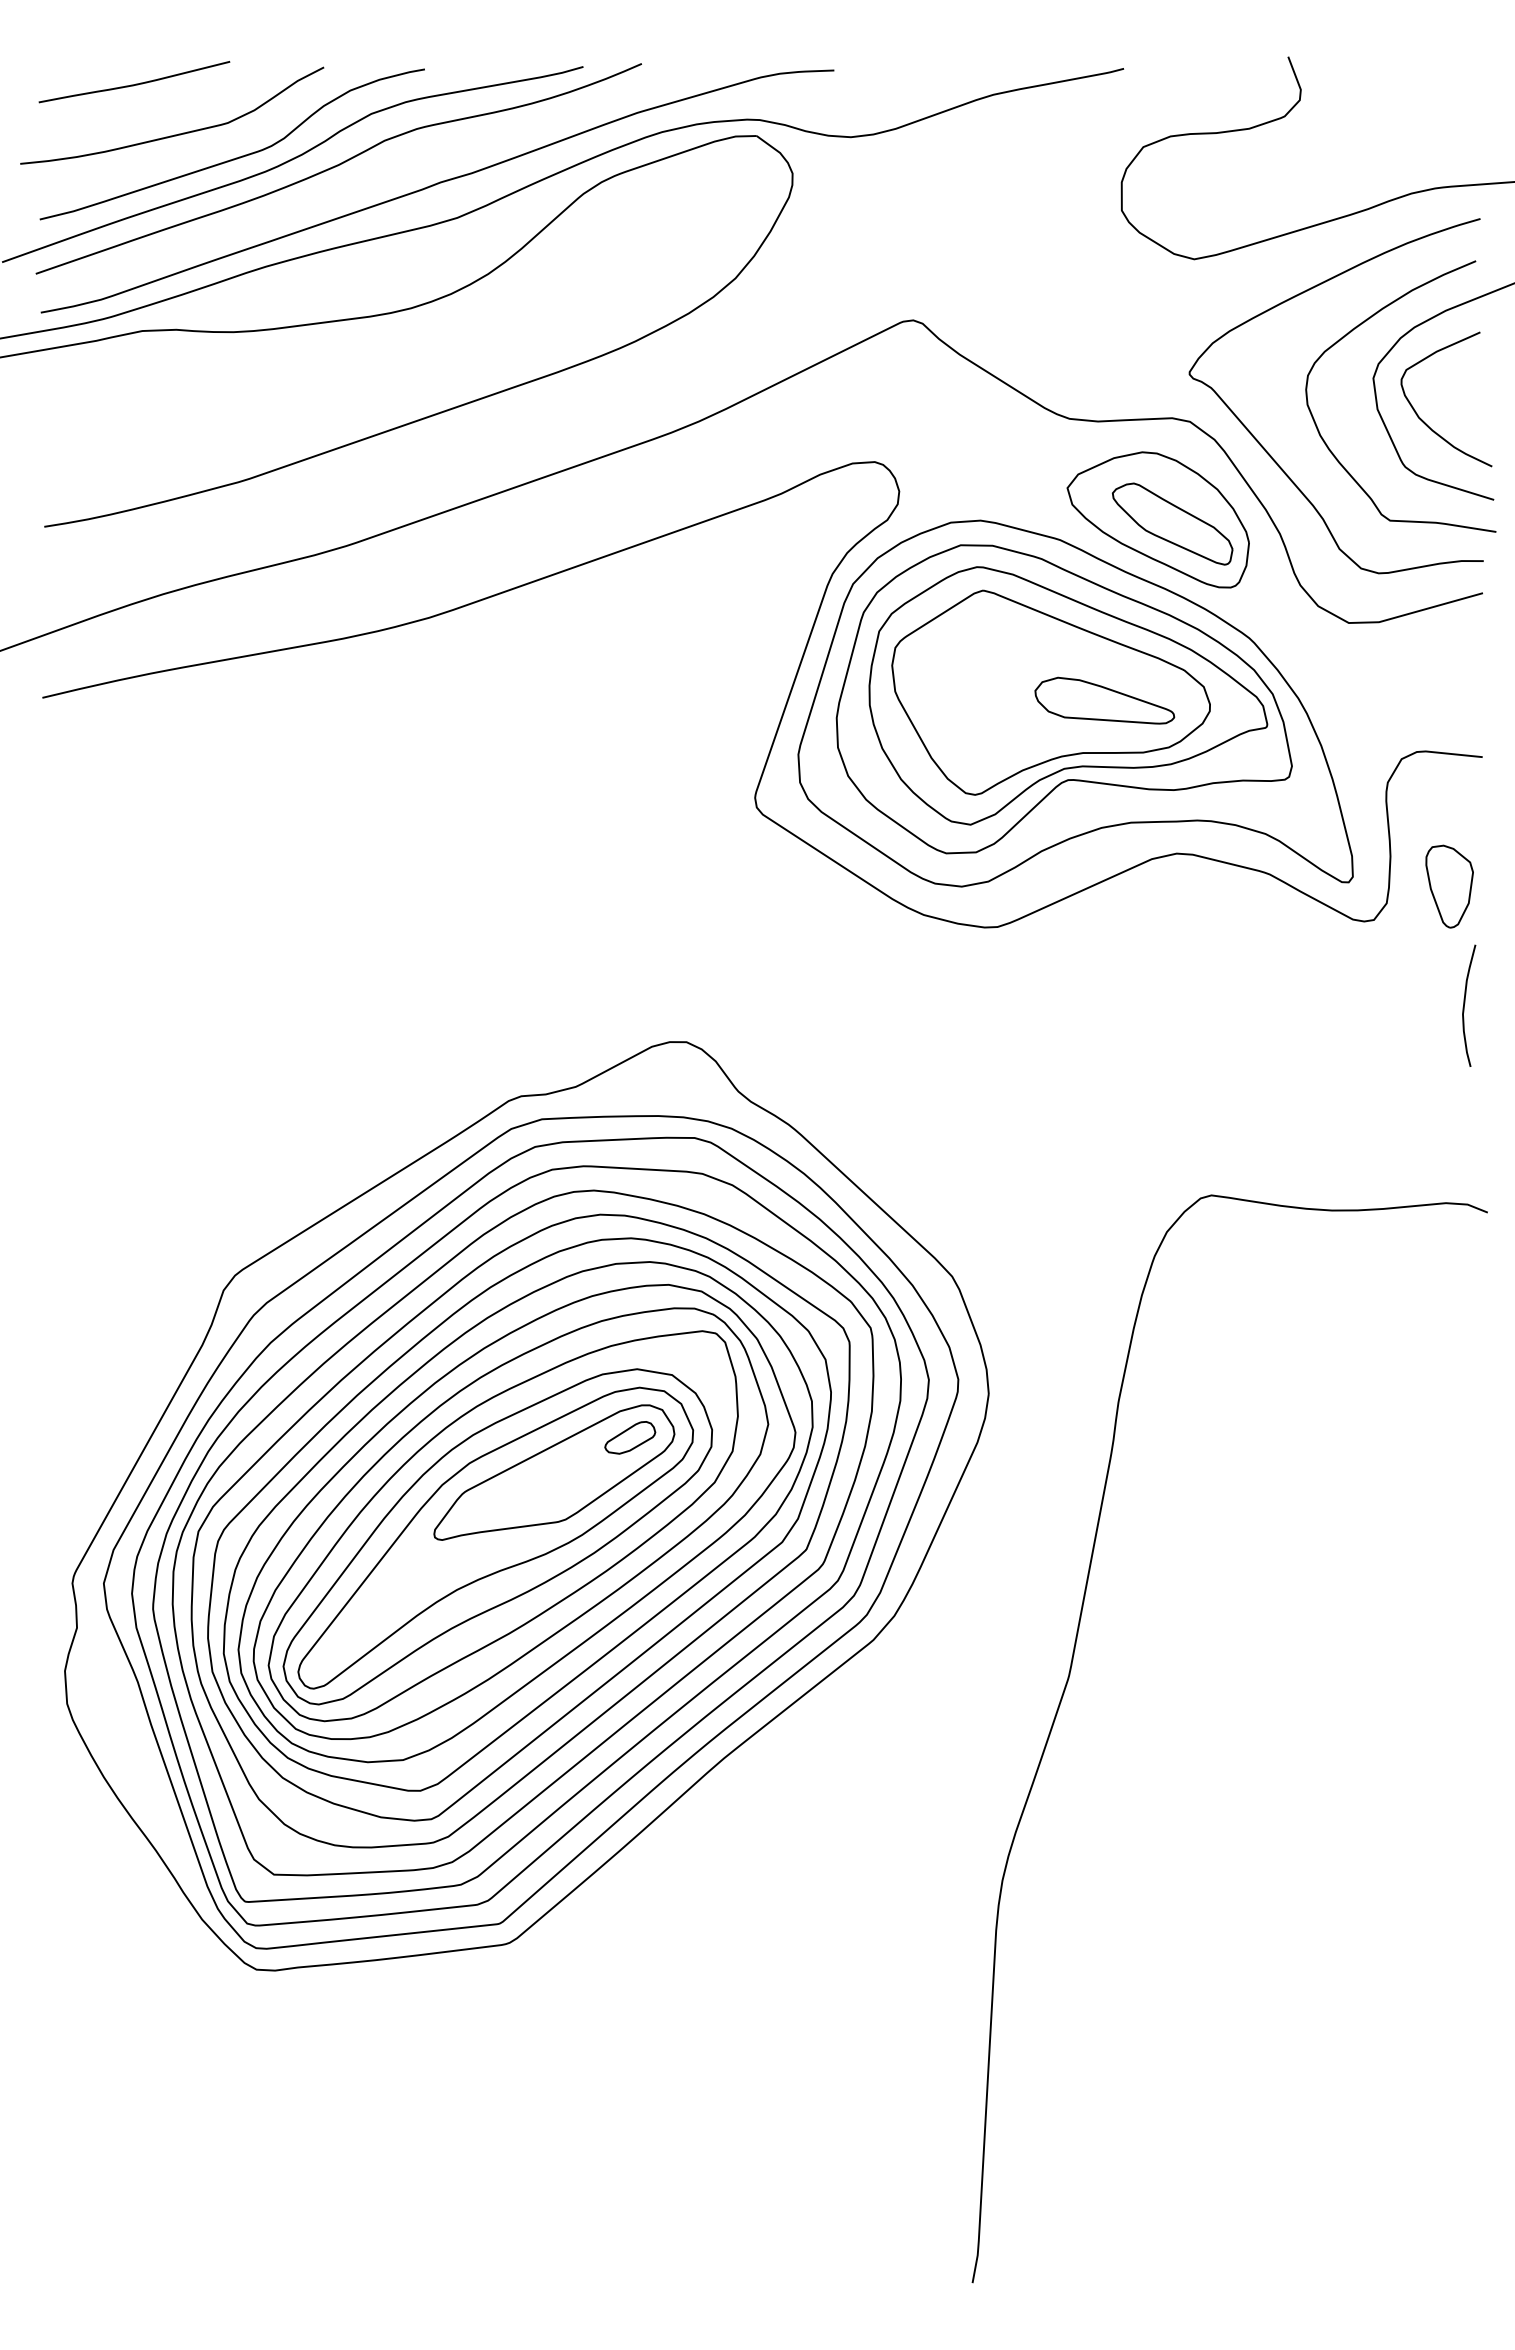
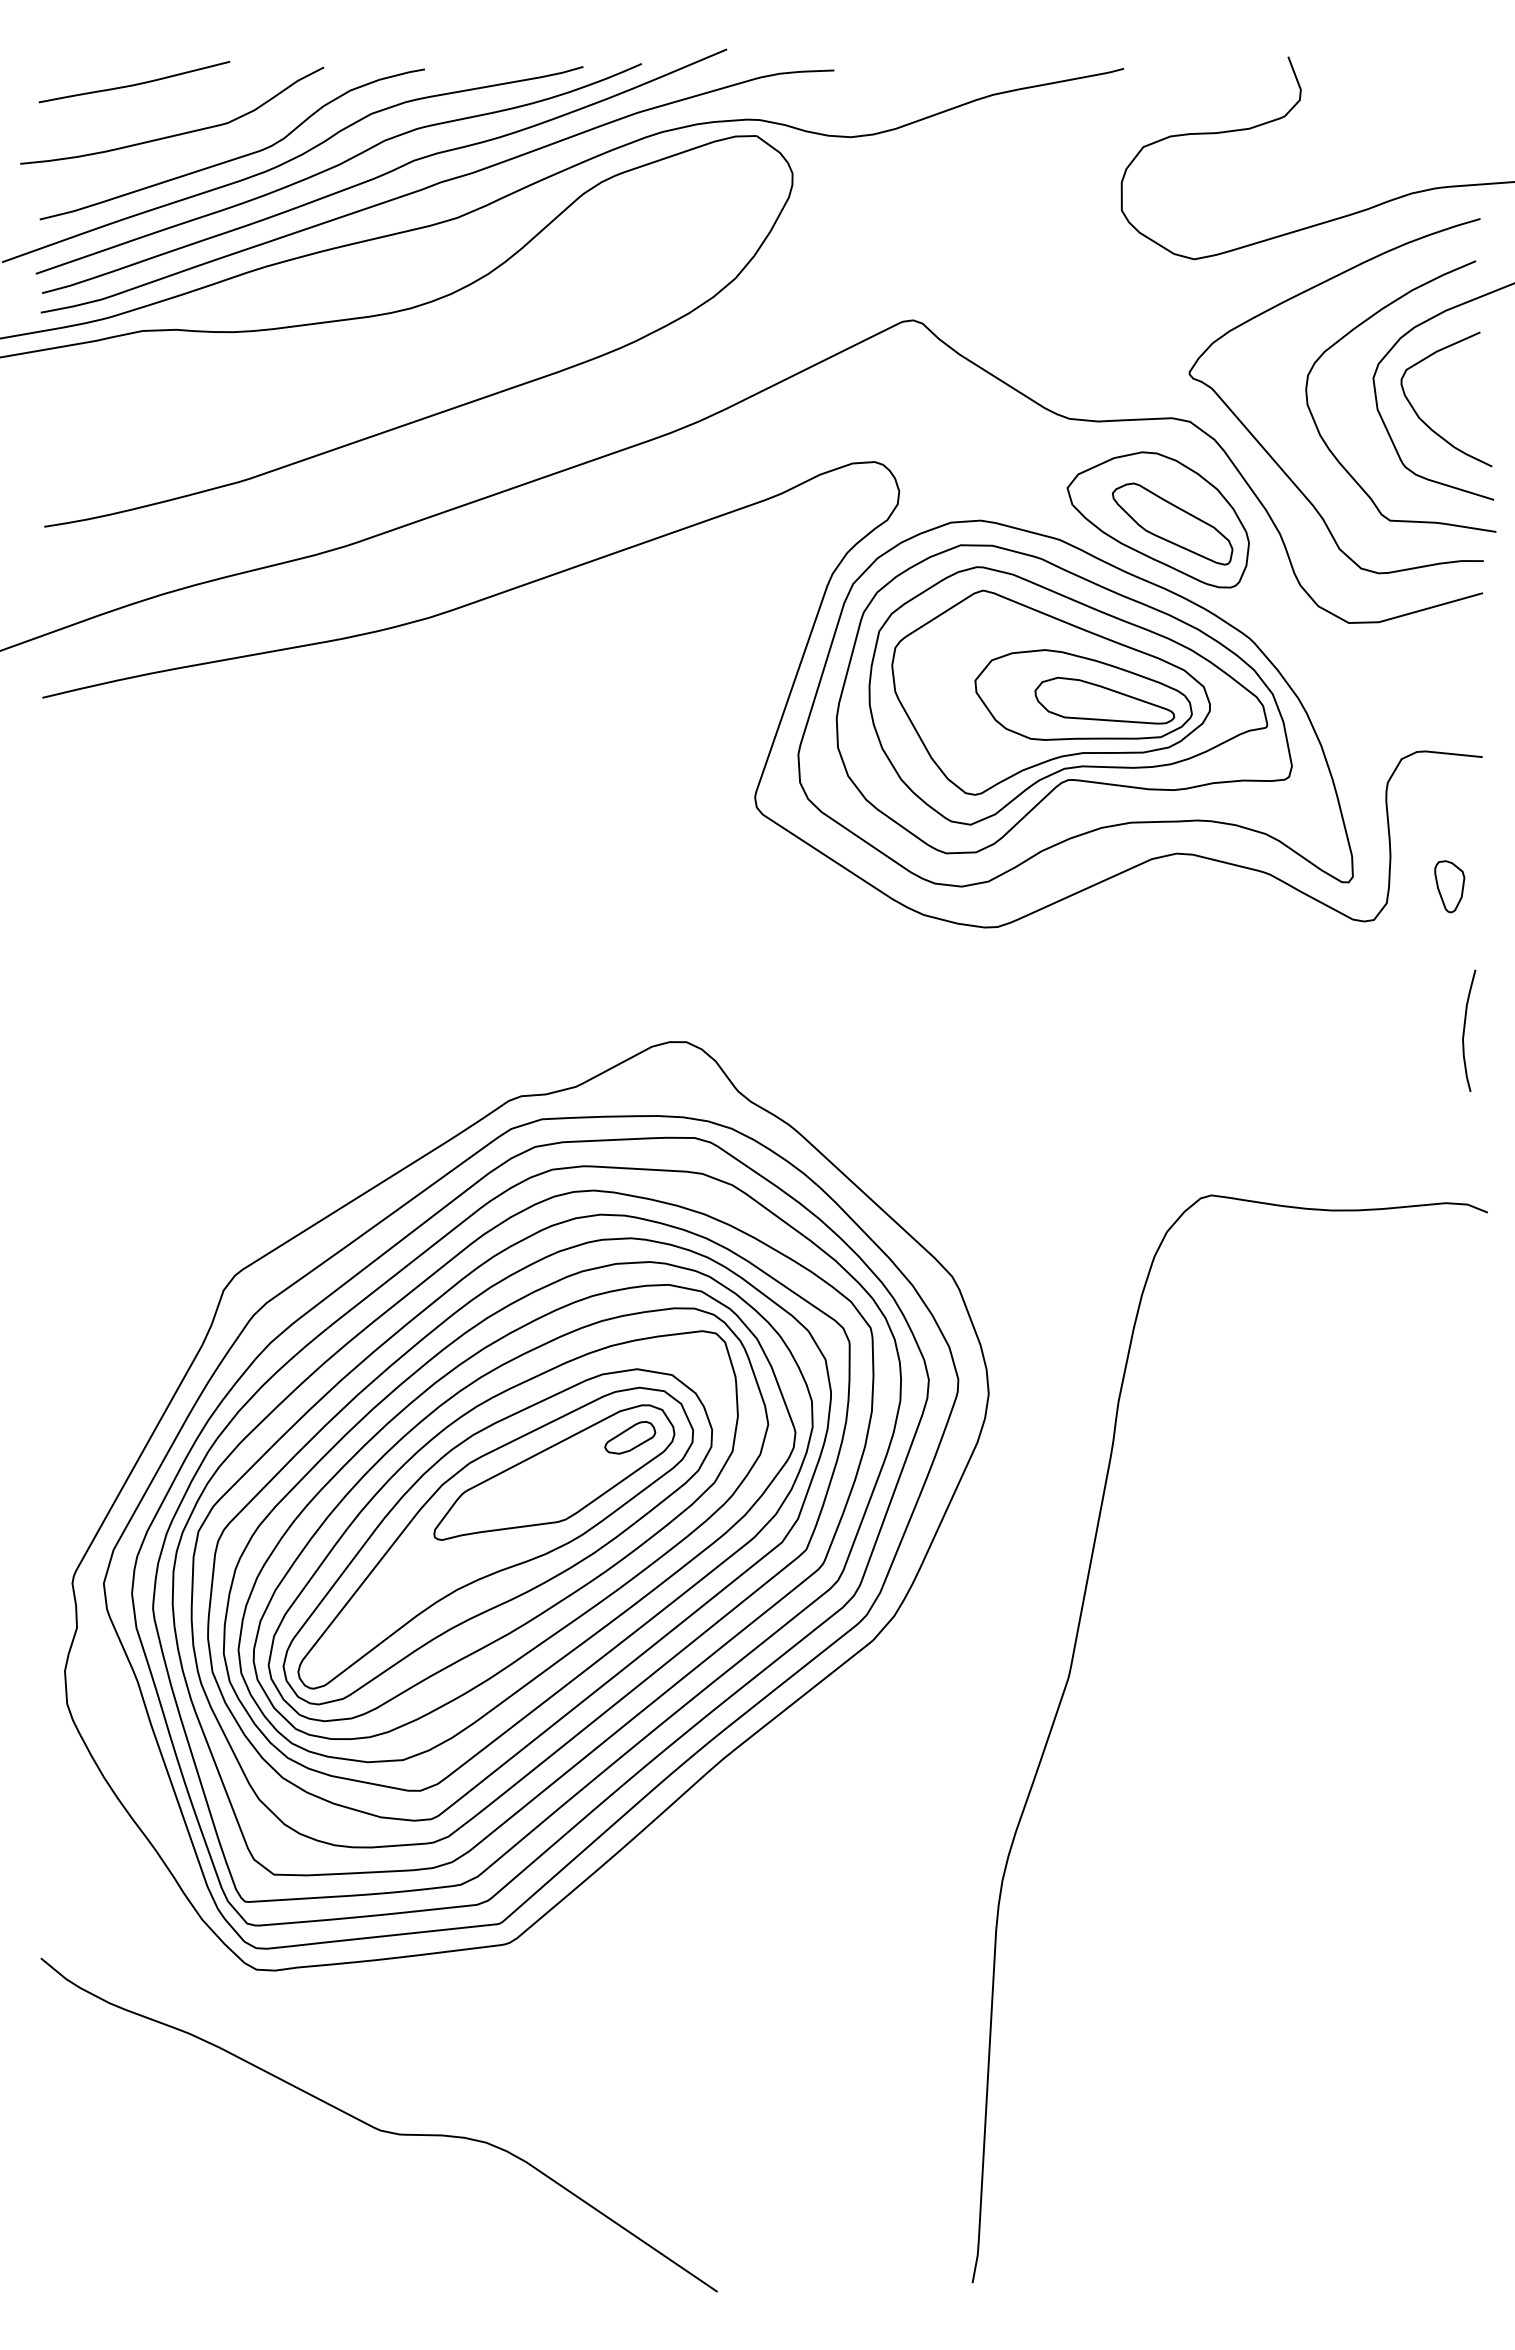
curve: none -> present (385, 172)
part: none -> present (1083, 694)
part size: 49x85 px -> 32x54 px (1449, 886)
curve position: (1465, 1003) -> (1465, 1028) (1465, 1028)
curve: none -> present (376, 2127)
